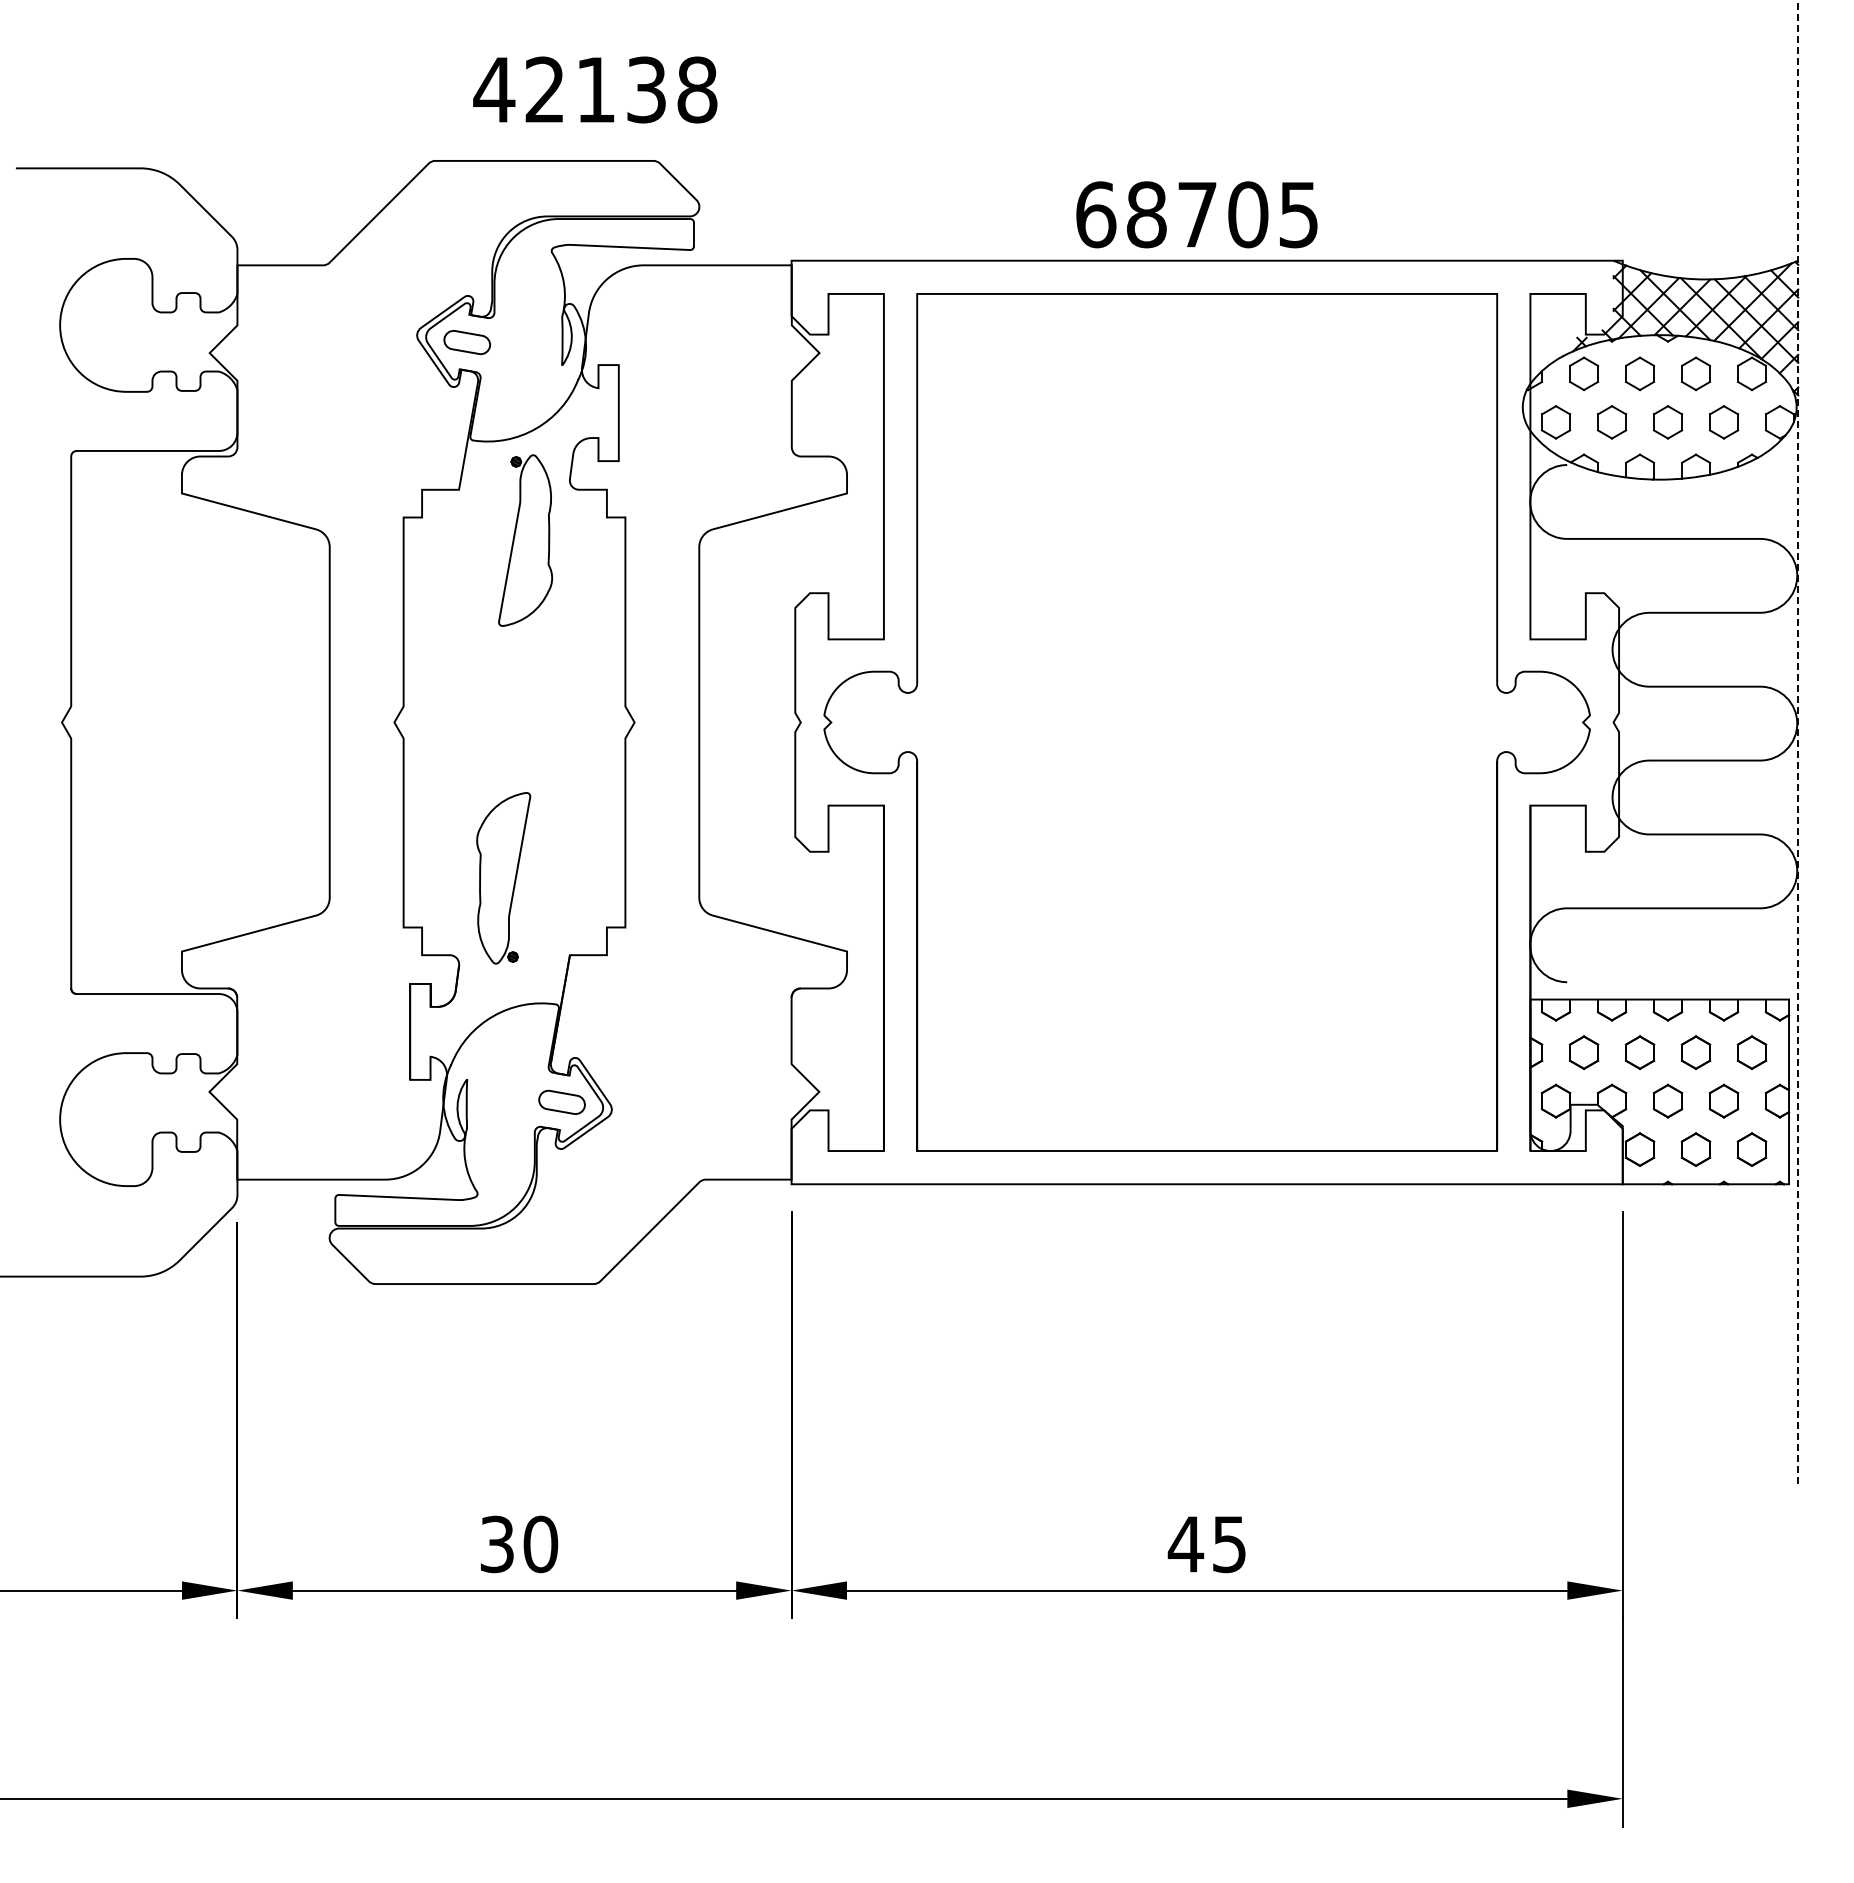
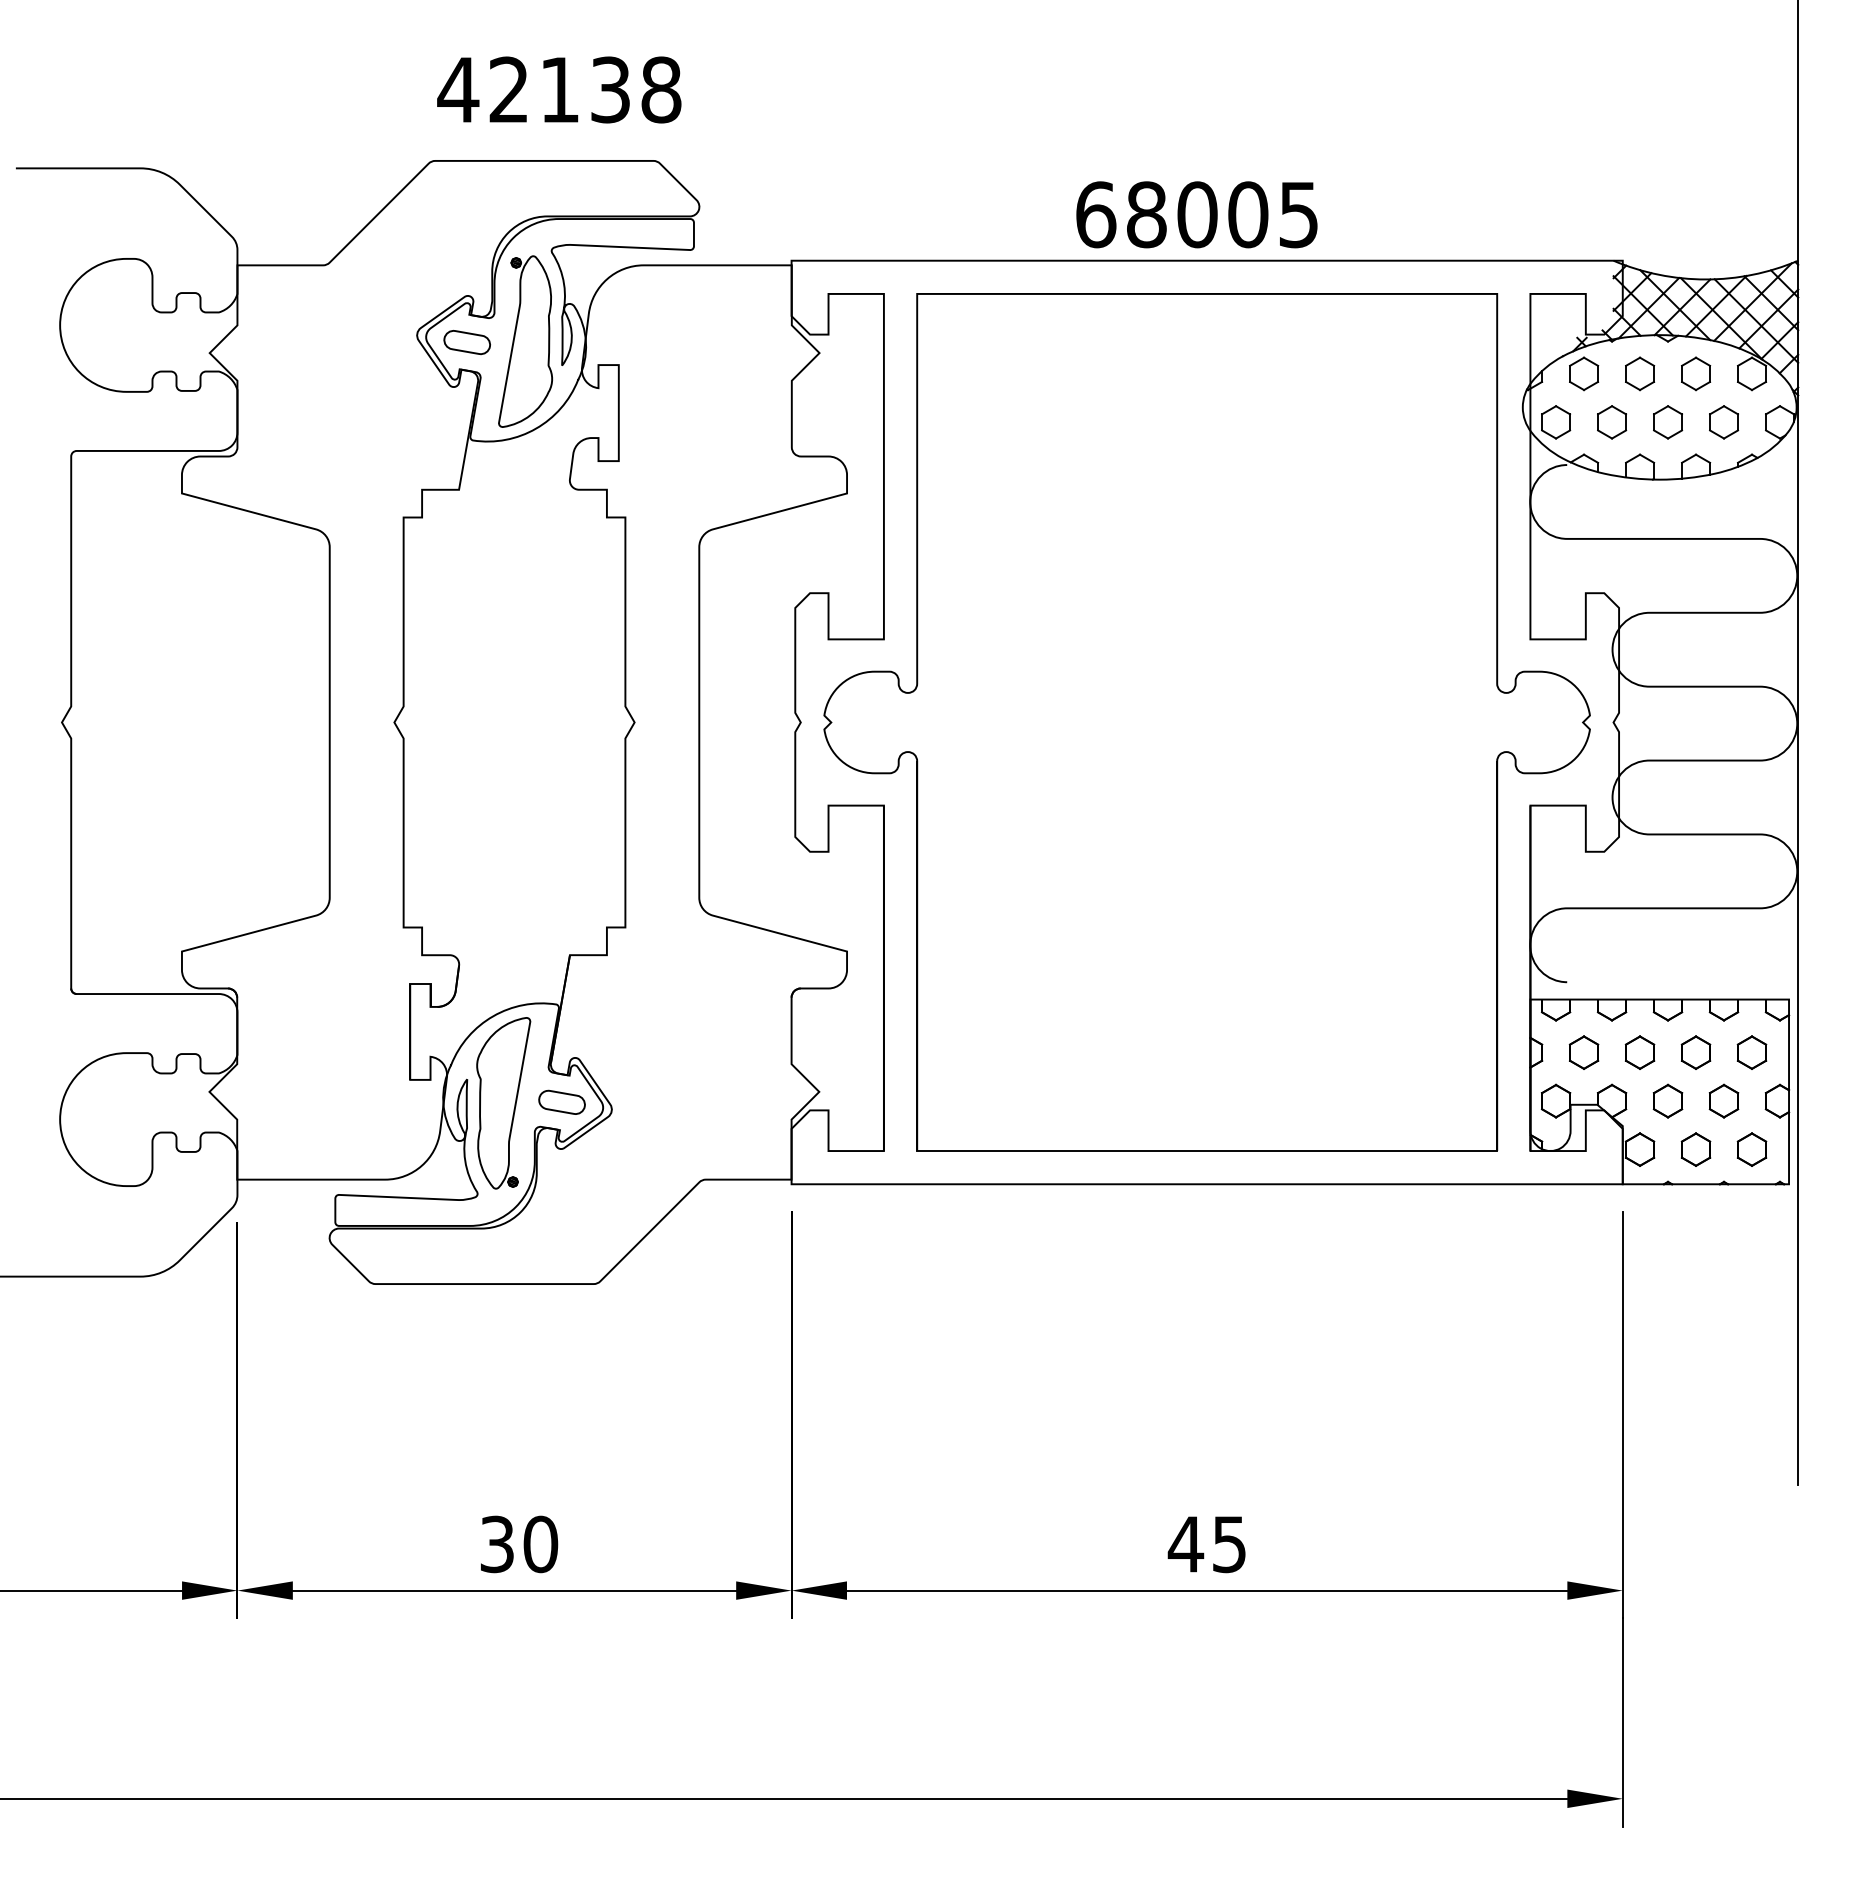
text position: (595, 89) -> (559, 89) (559, 89)
text: 68705 -> 68005 (1197, 214)
part position: (525, 540) -> (525, 341) (525, 341)
line: dashed -> solid (1798, 743)
part position: (503, 878) -> (503, 1103) (503, 1103)
